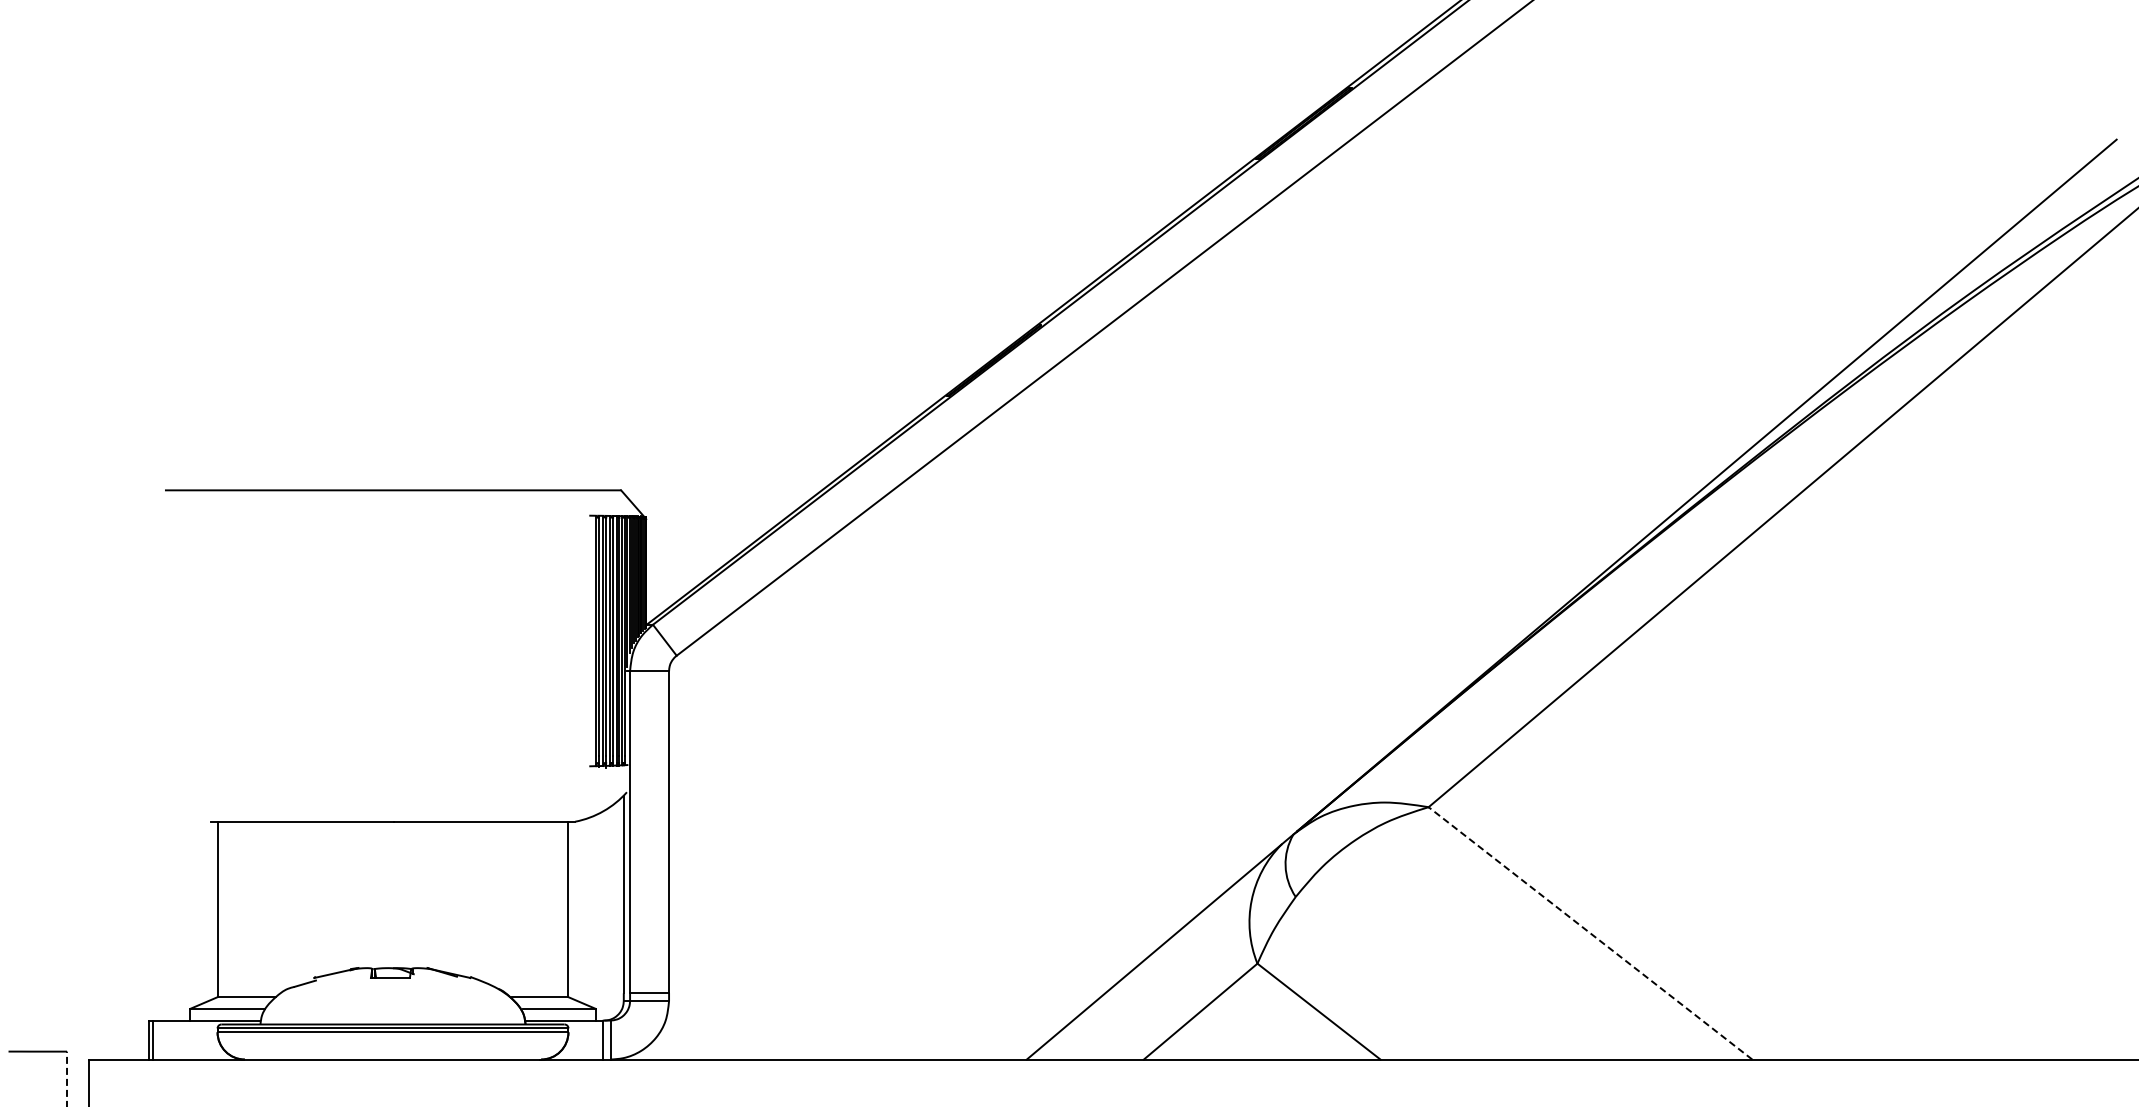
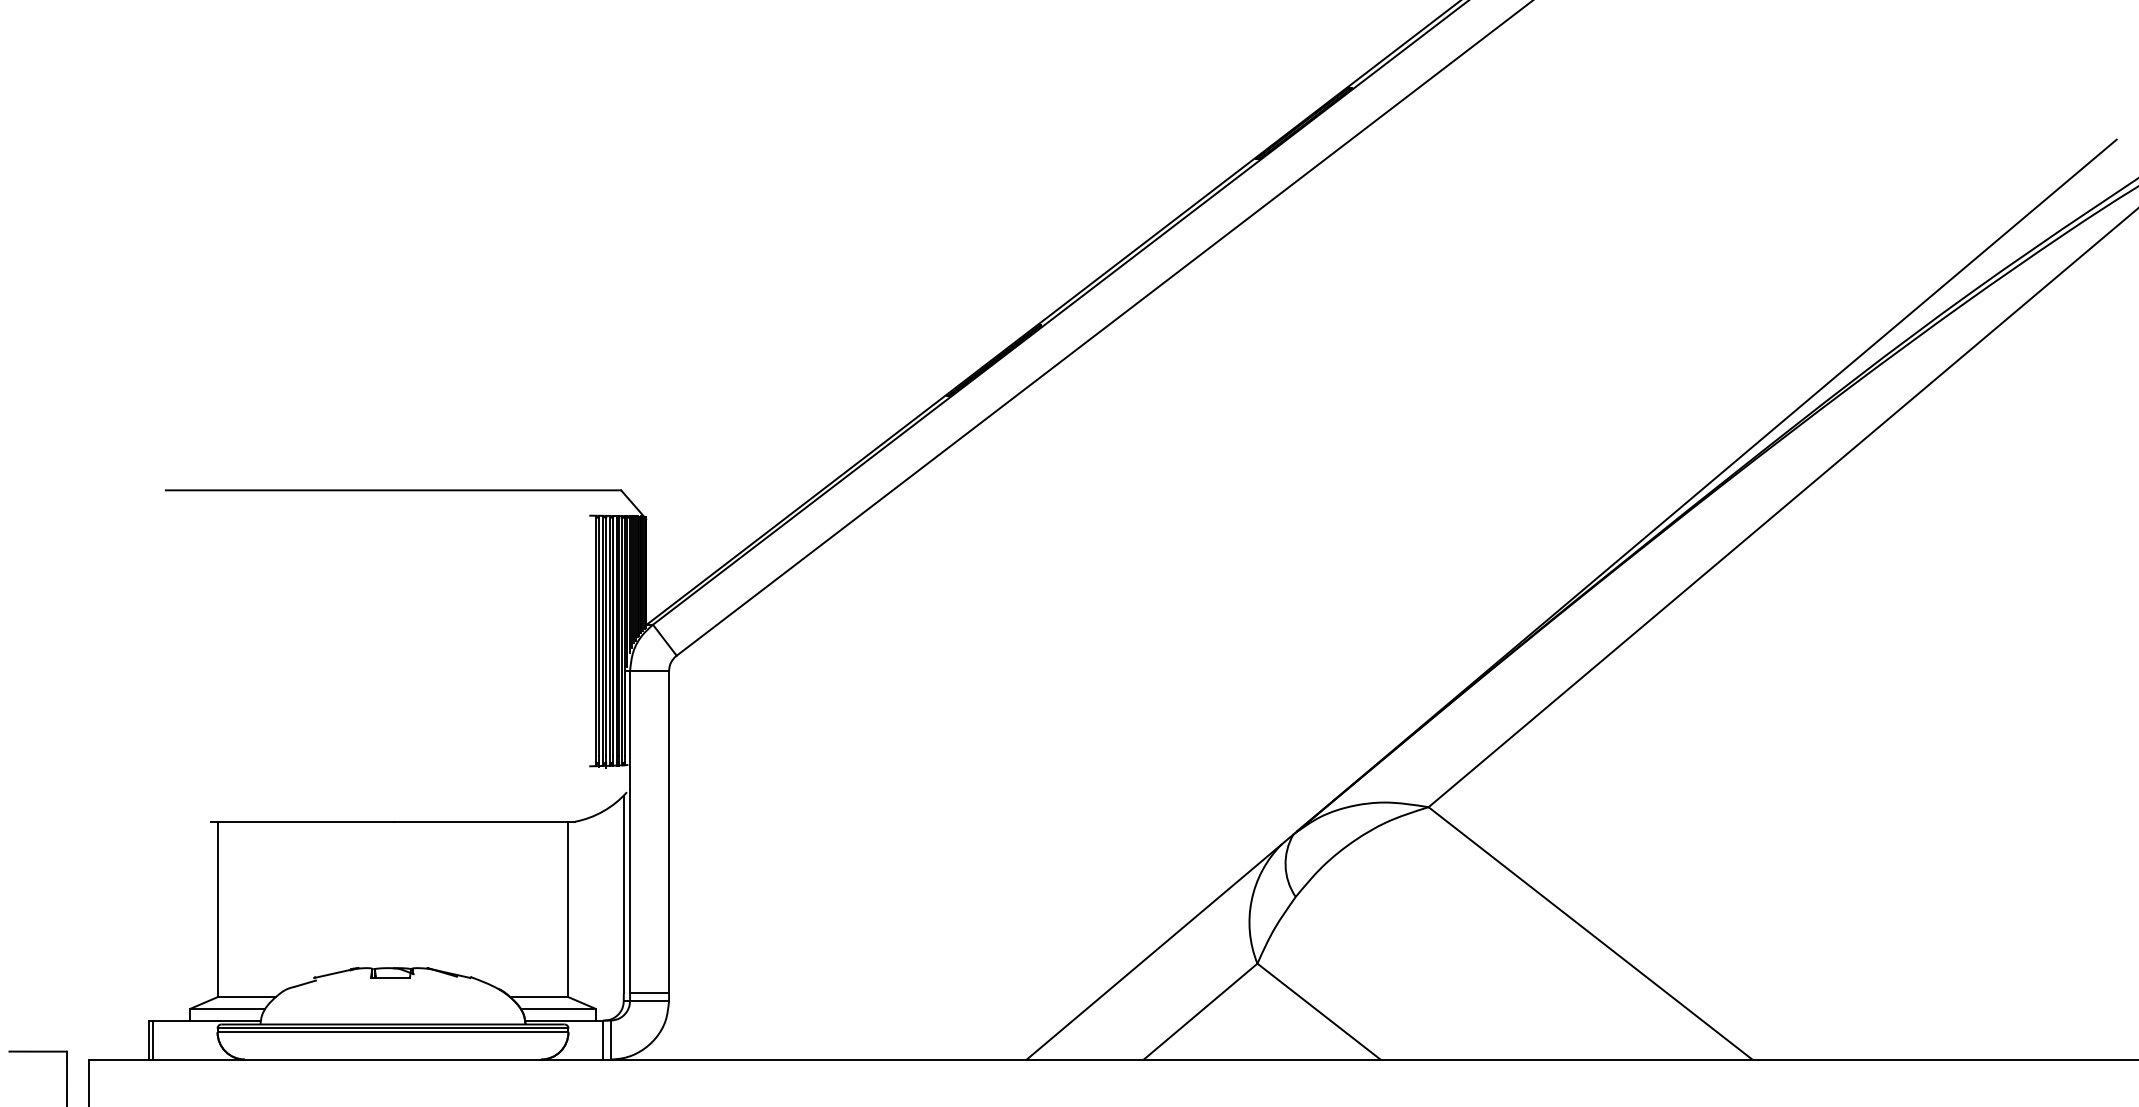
line: dashed -> solid (1590, 933)
line: dashed -> solid (67, 1078)
